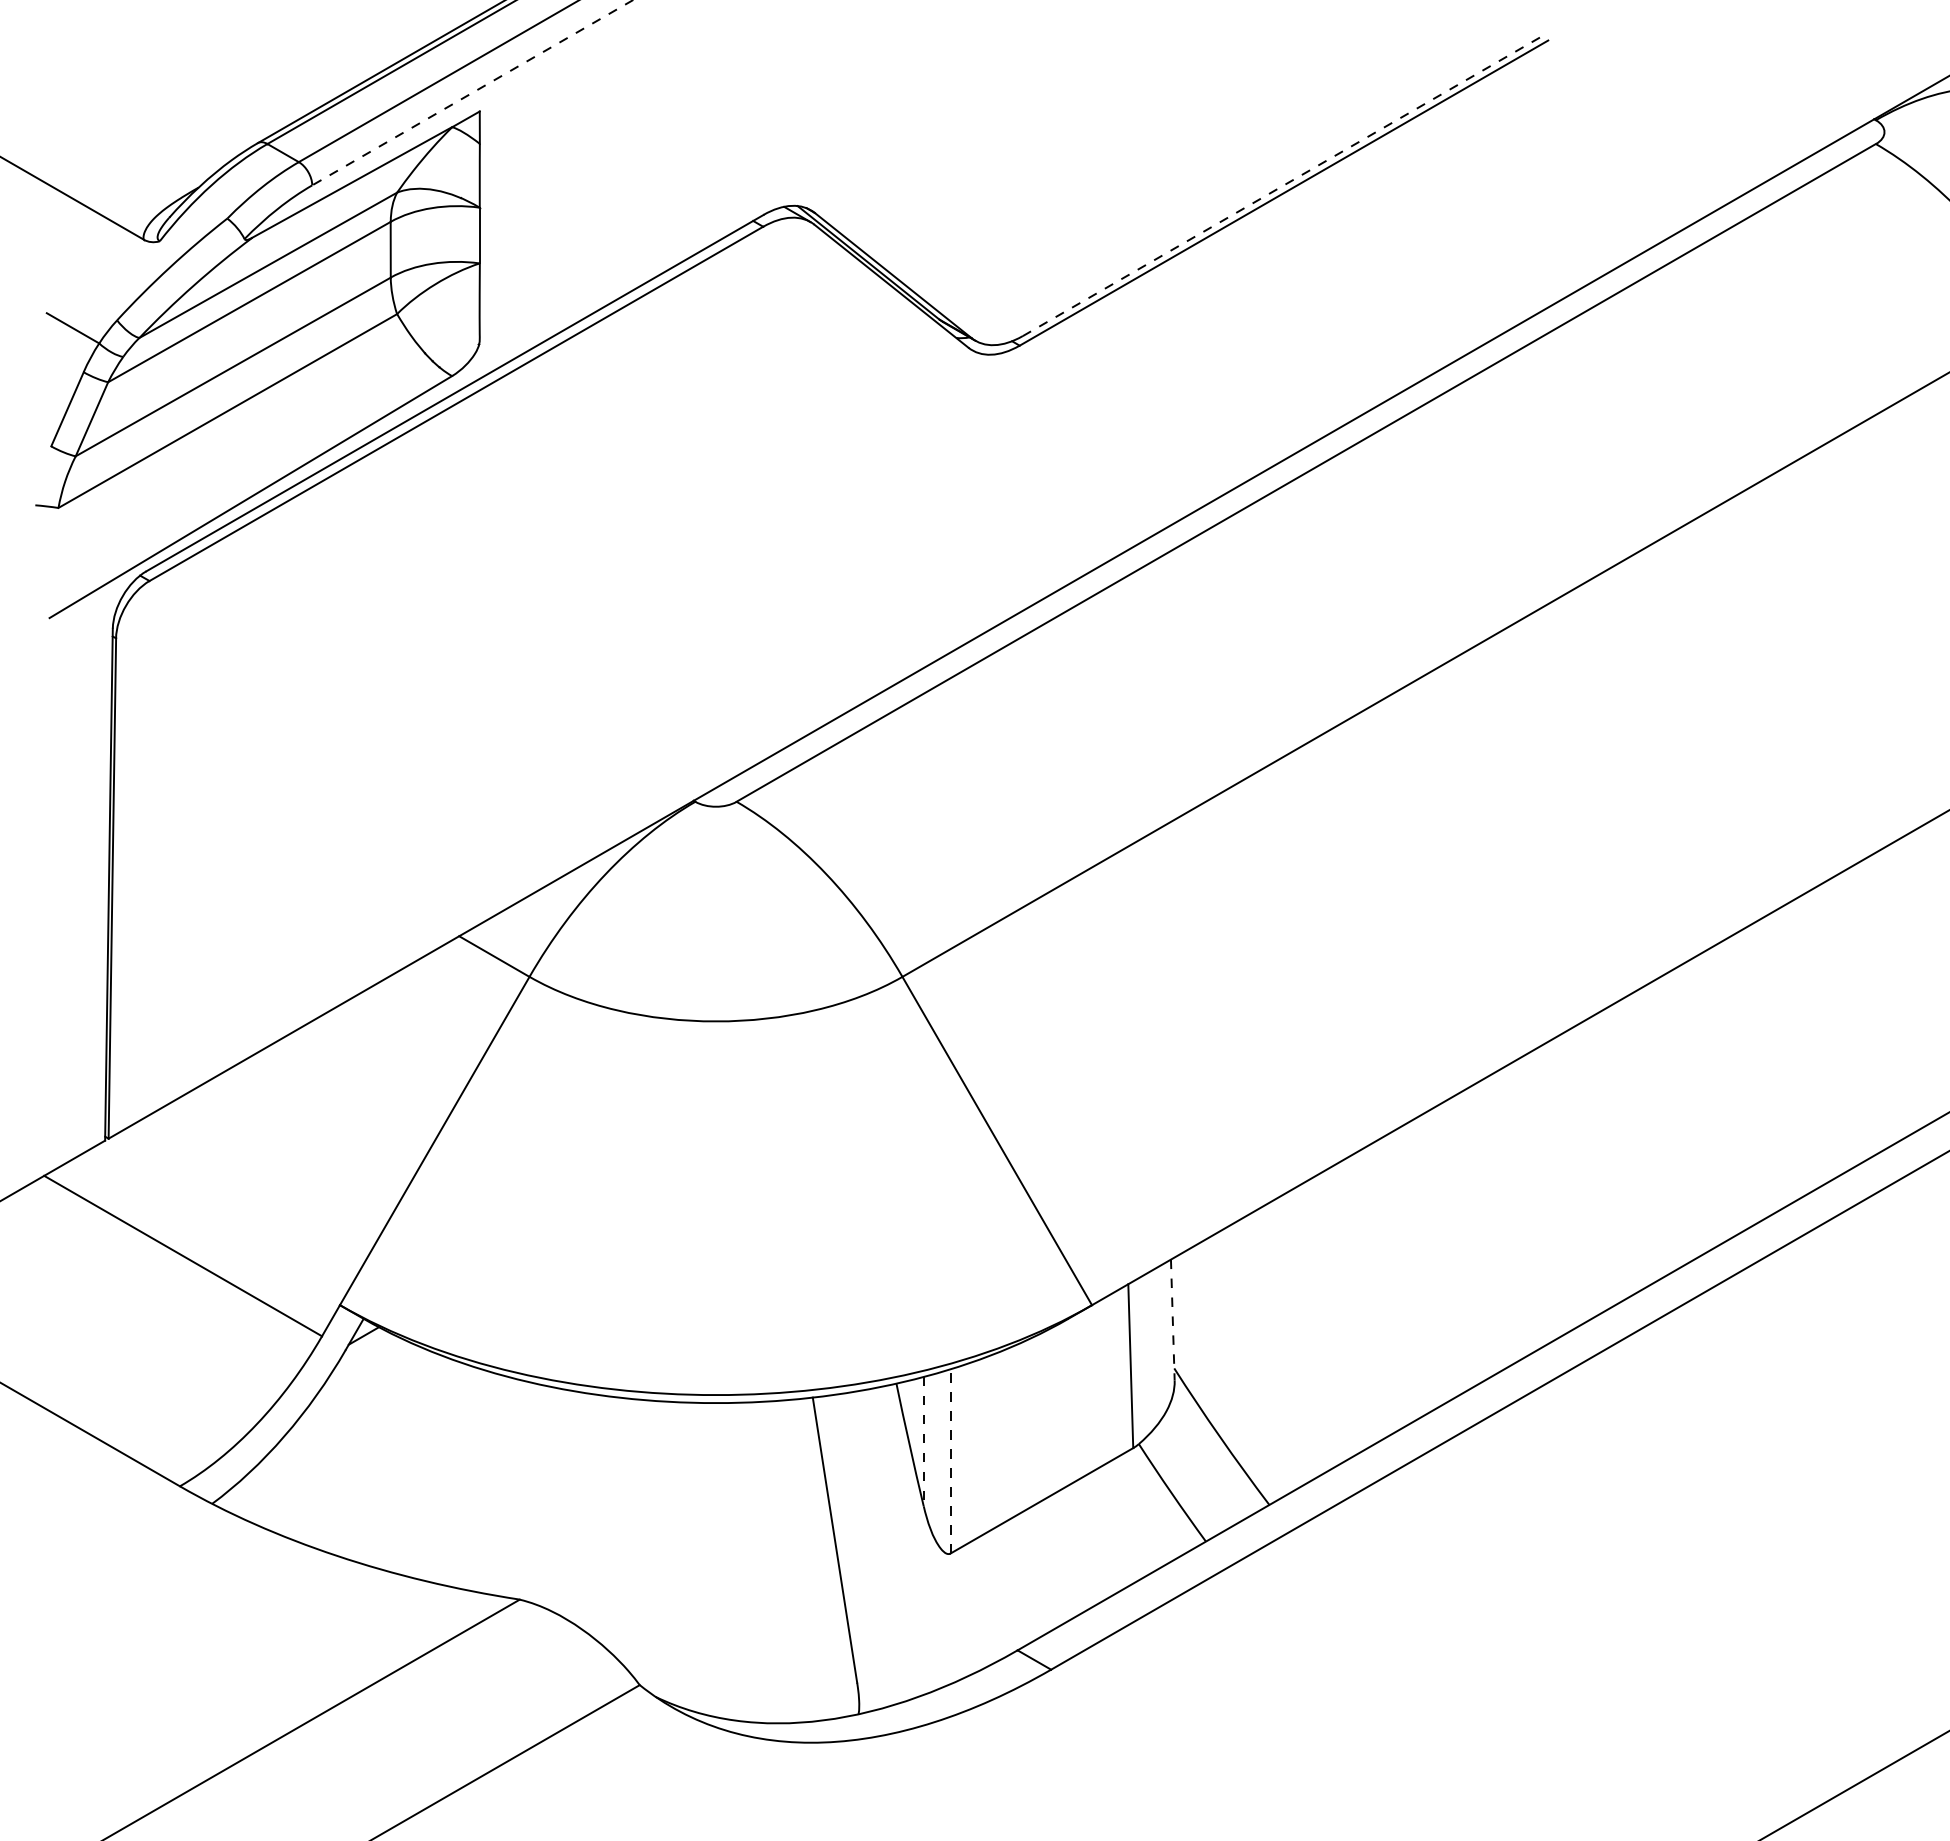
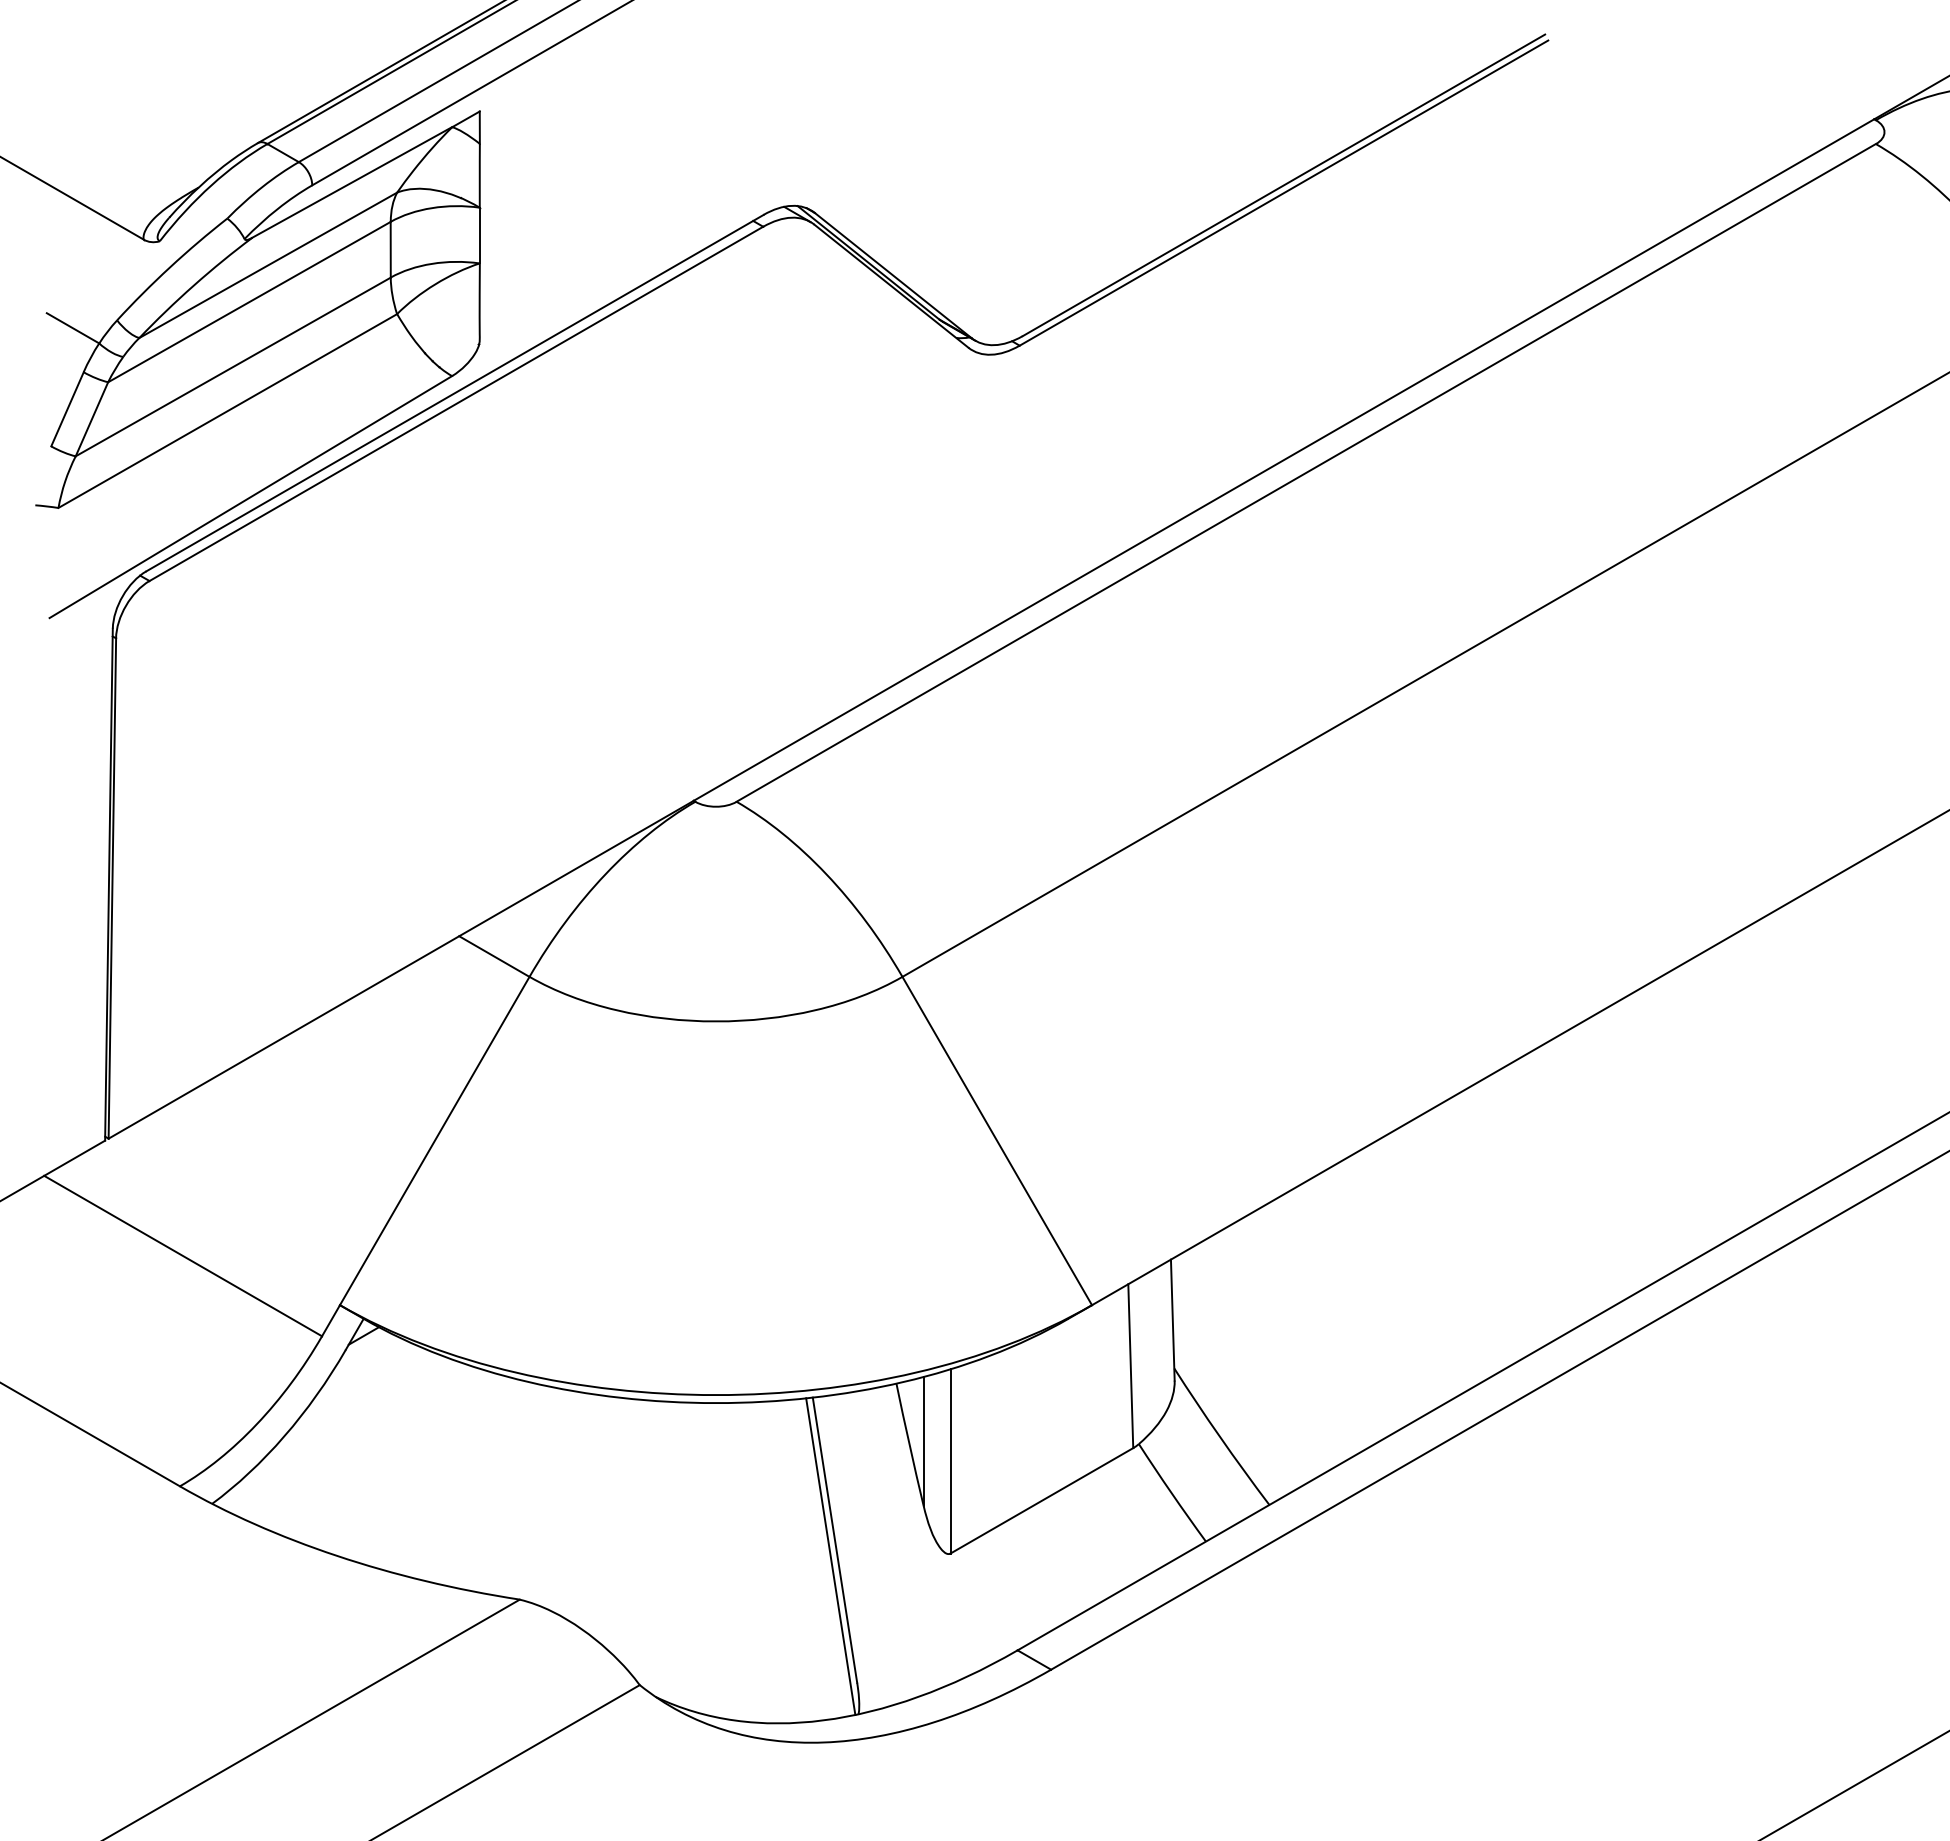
line: dashed -> solid (472, 92)
line: dashed -> solid (1283, 185)
line: dashed -> solid (1172, 1320)
line: dashed -> solid (923, 1441)
line: dashed -> solid (950, 1460)
line: none -> present (830, 1556)
